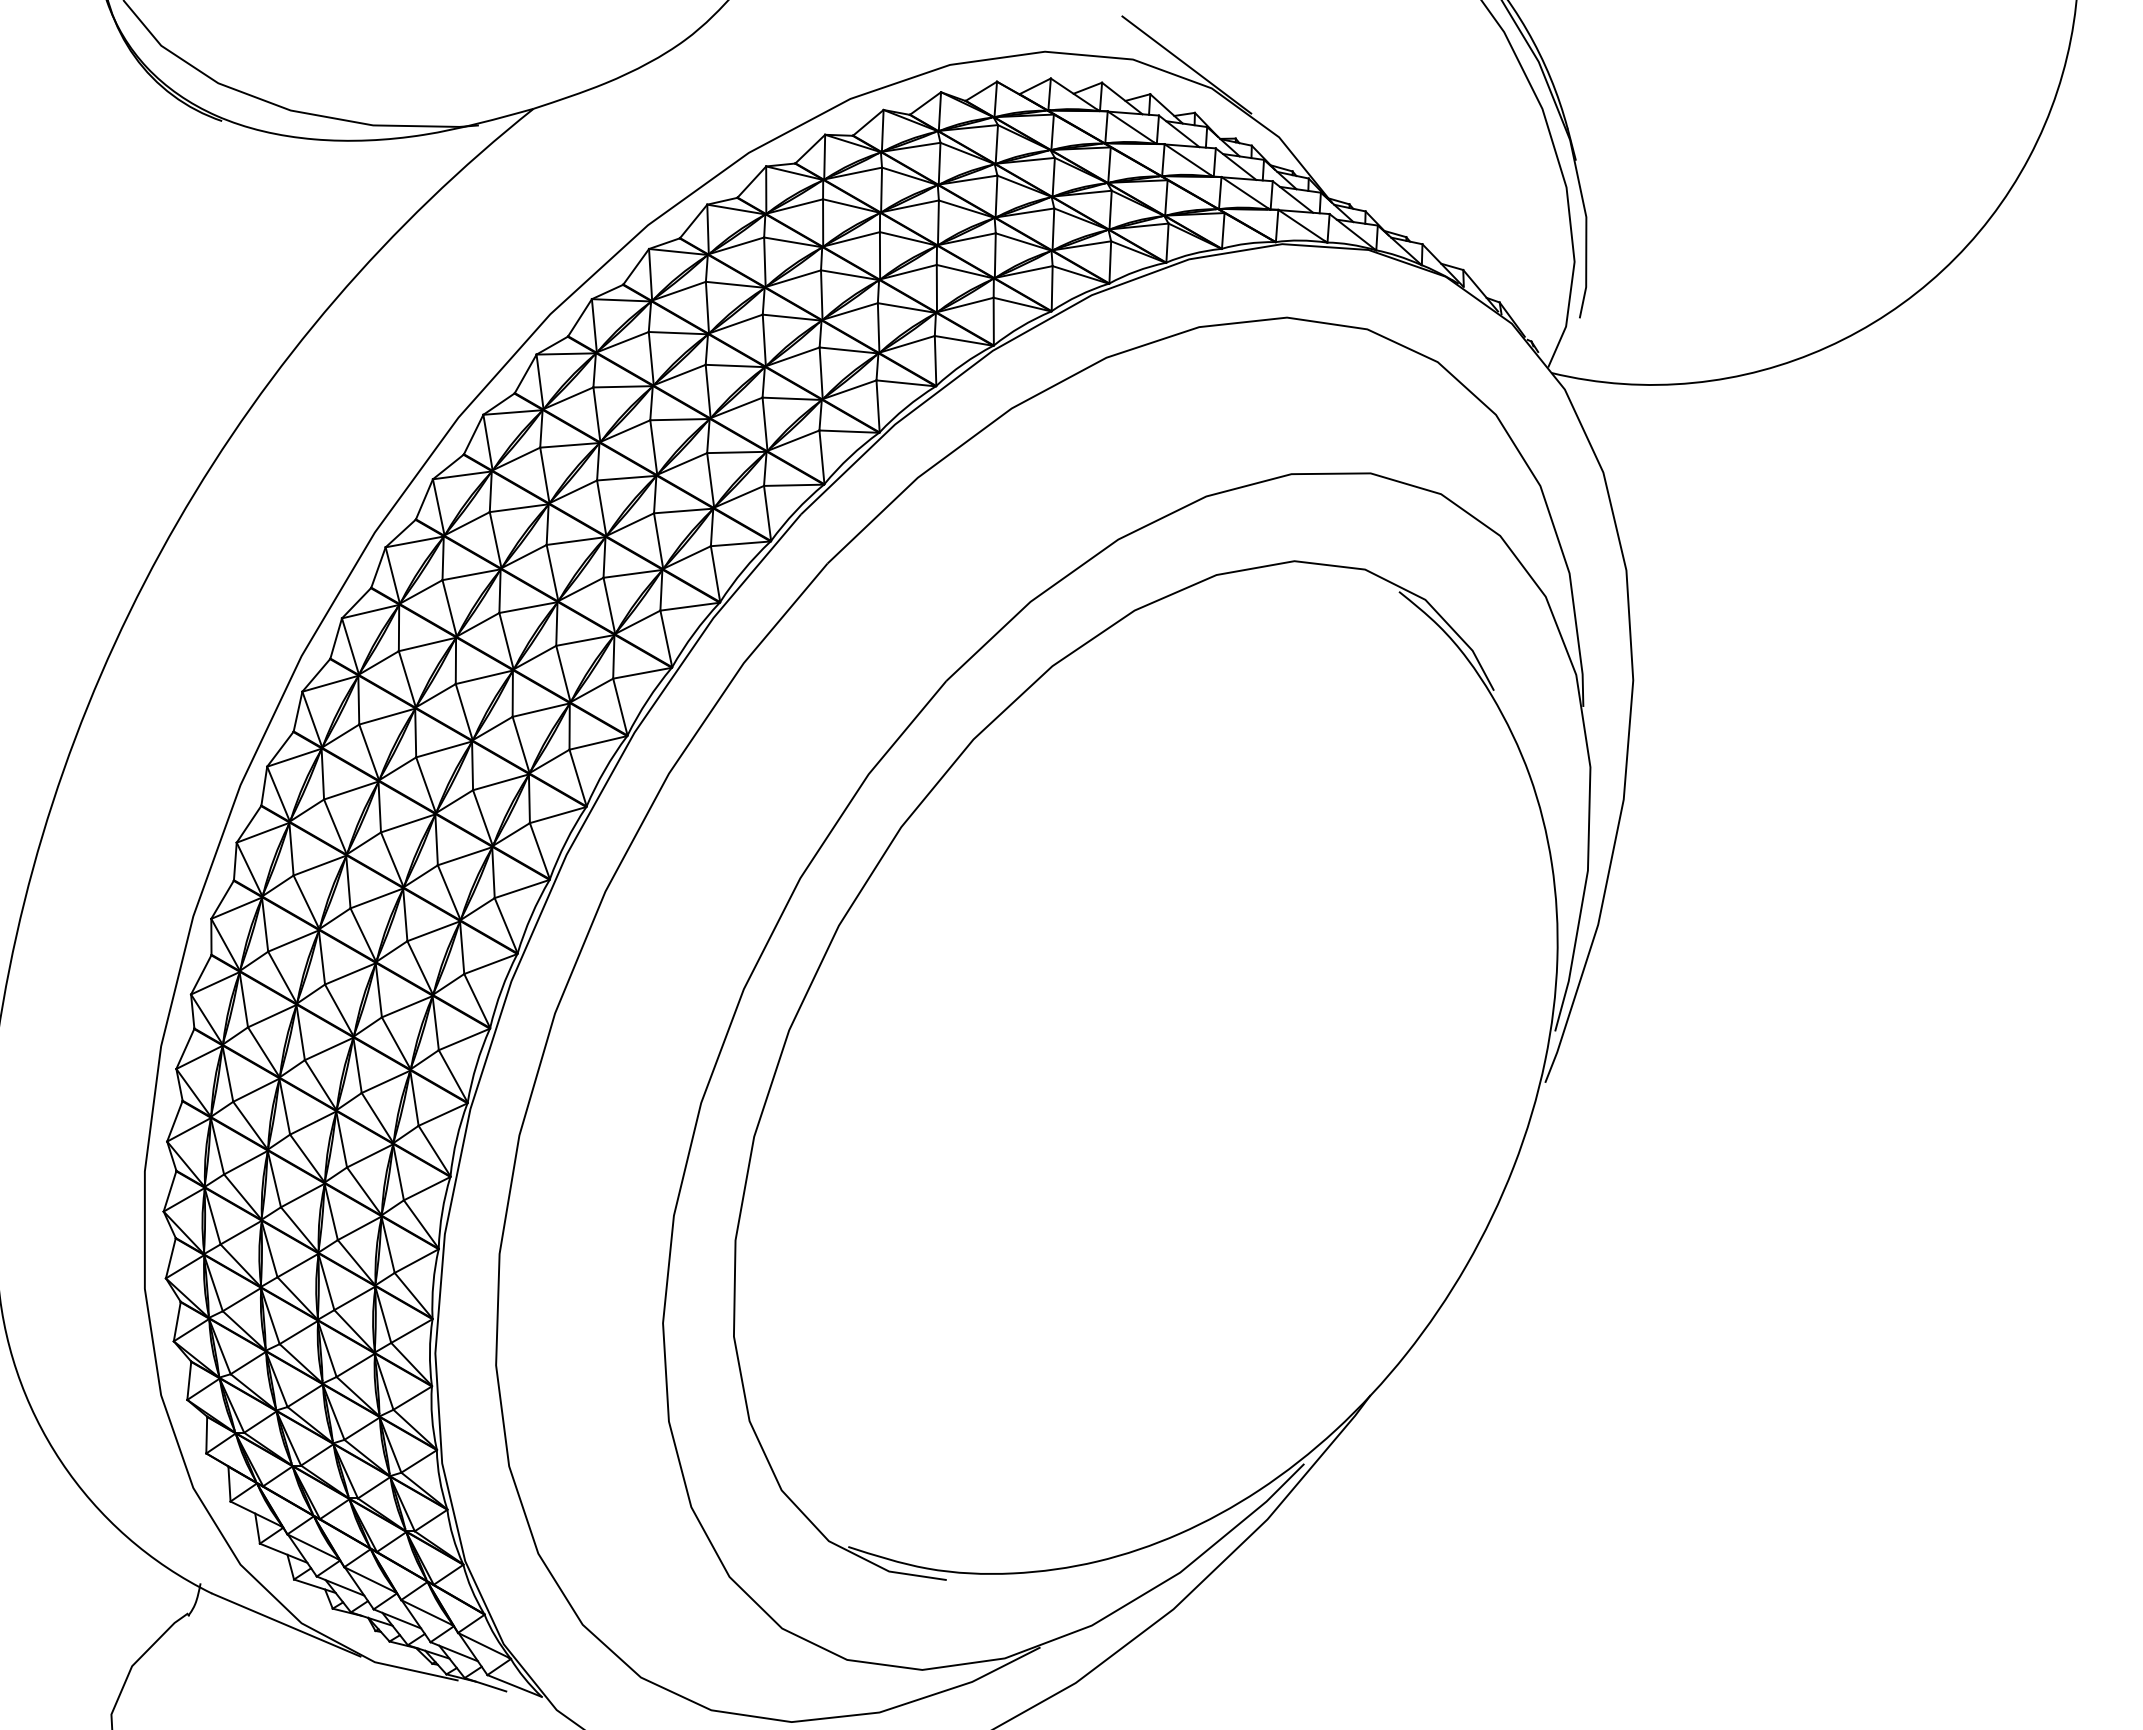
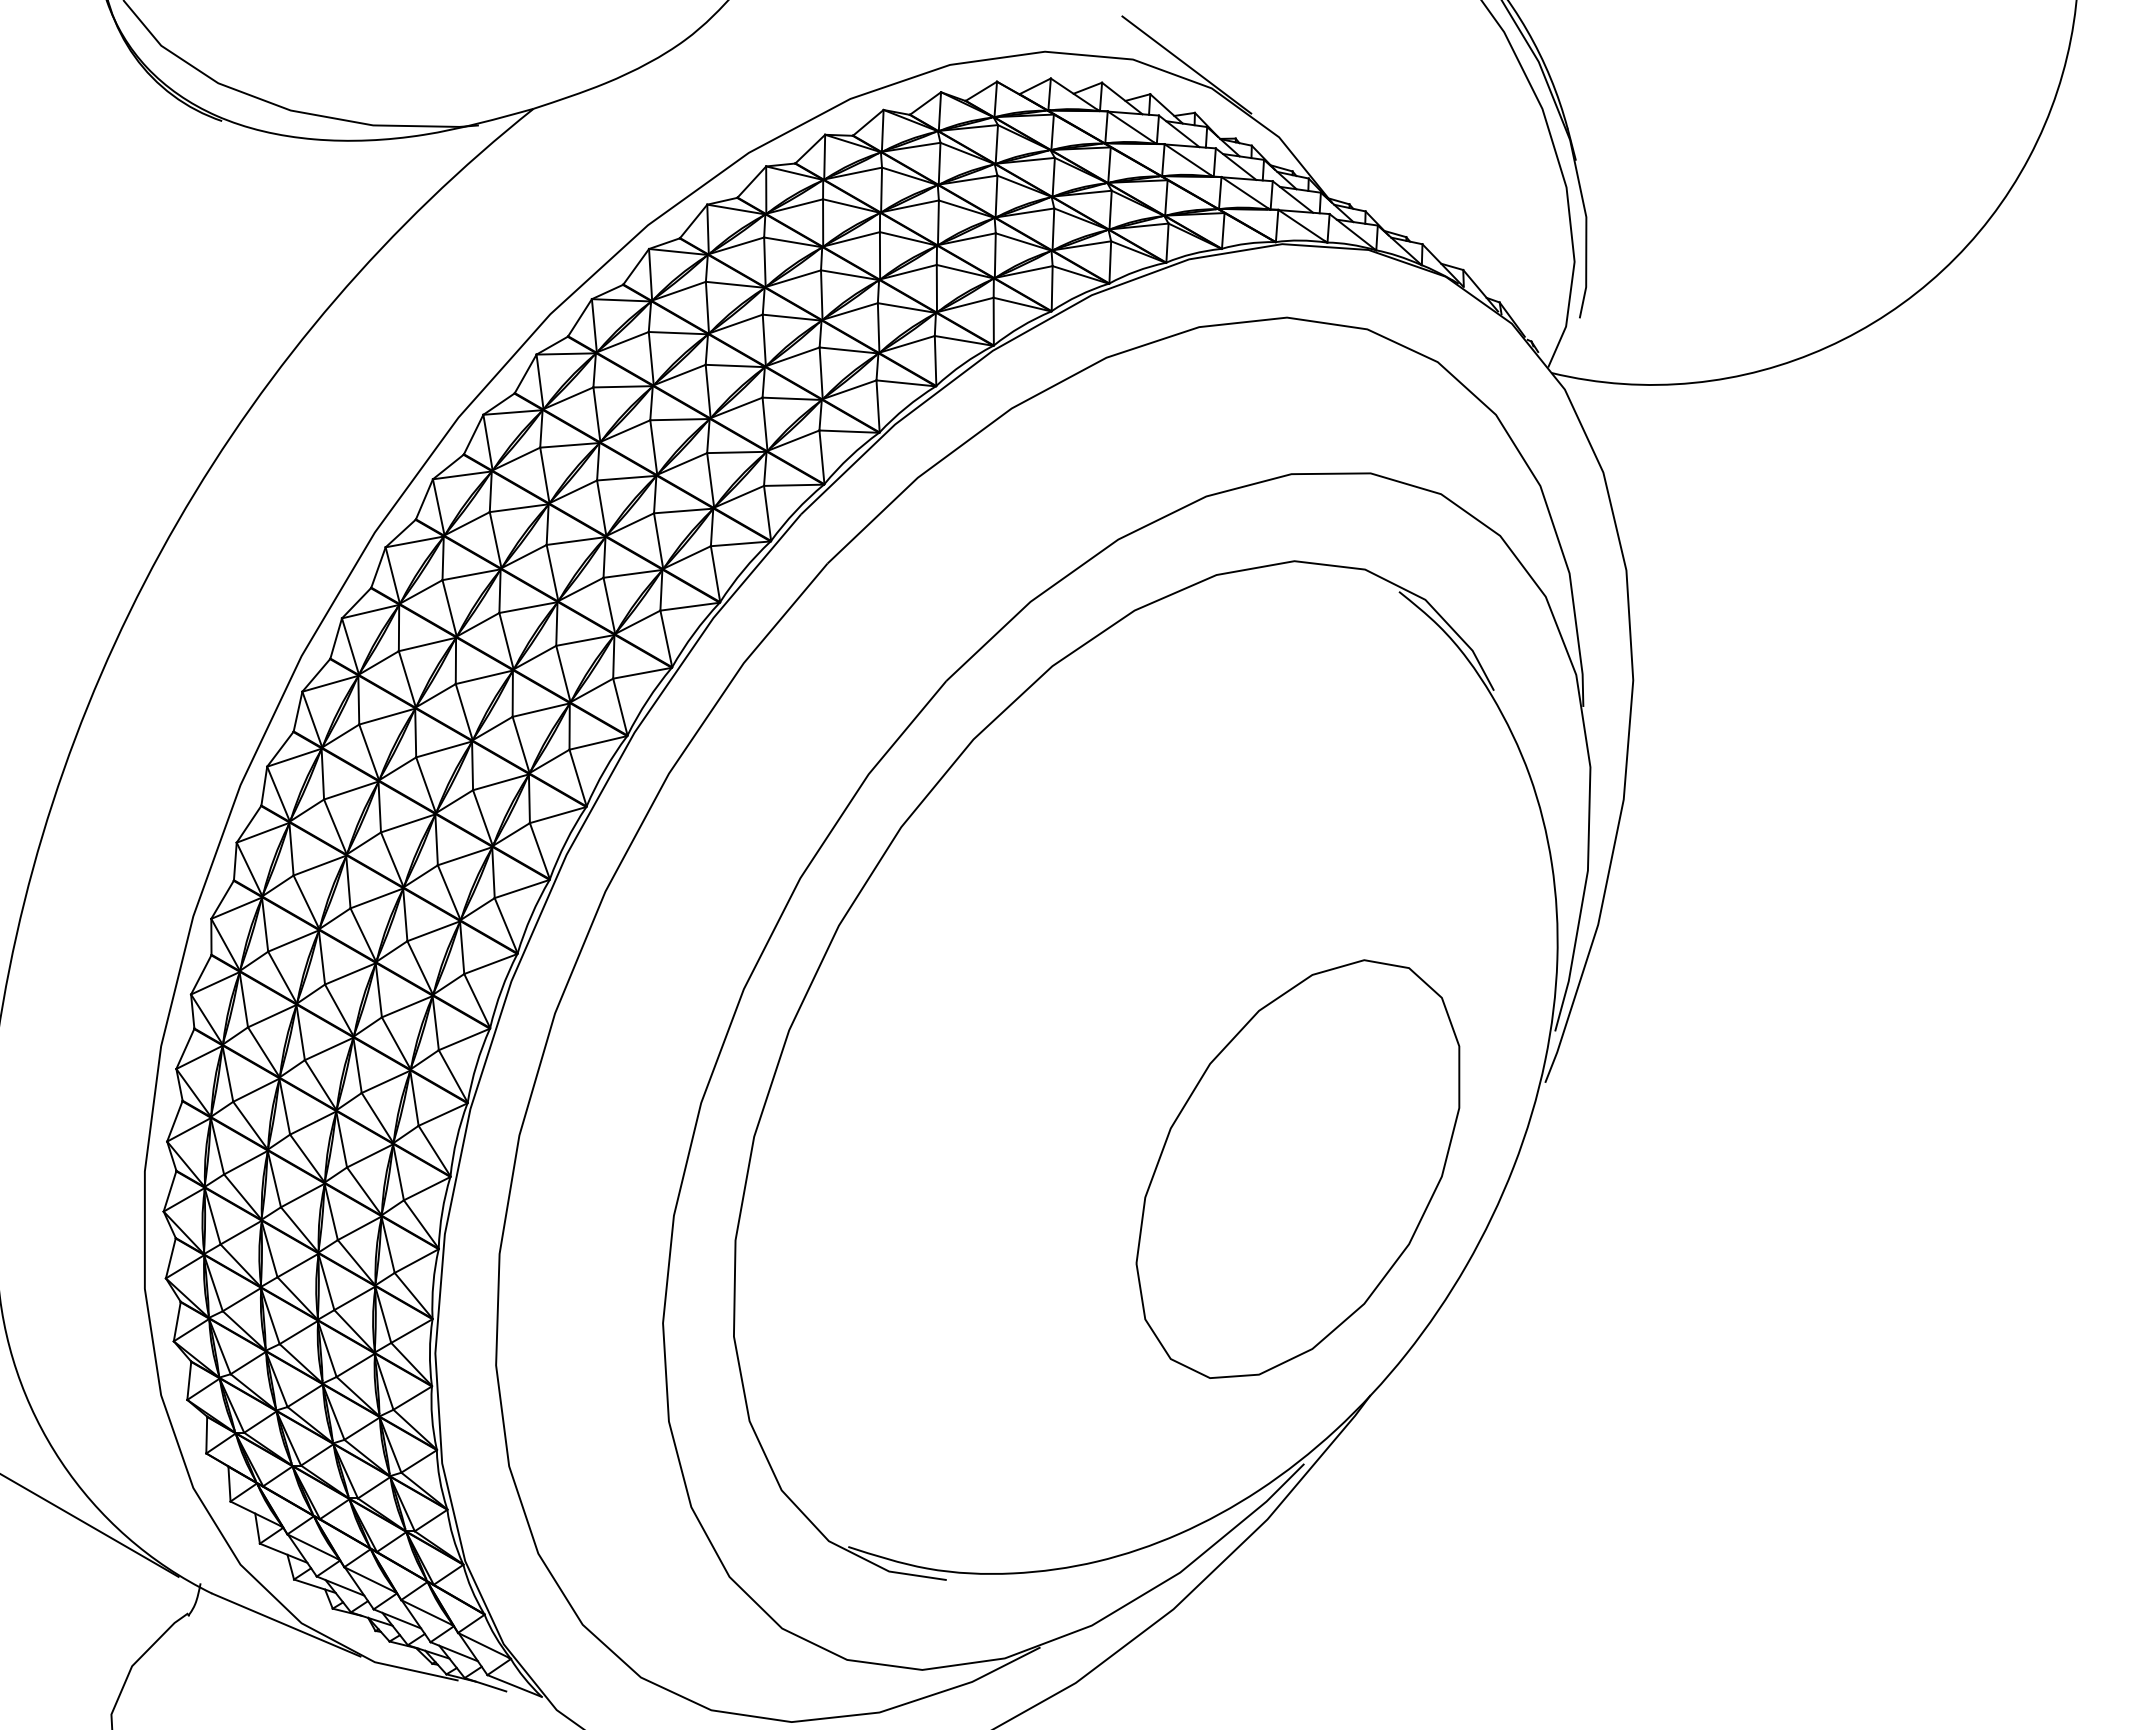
part: none -> present (1297, 1168)
line: none -> present (90, 1525)
